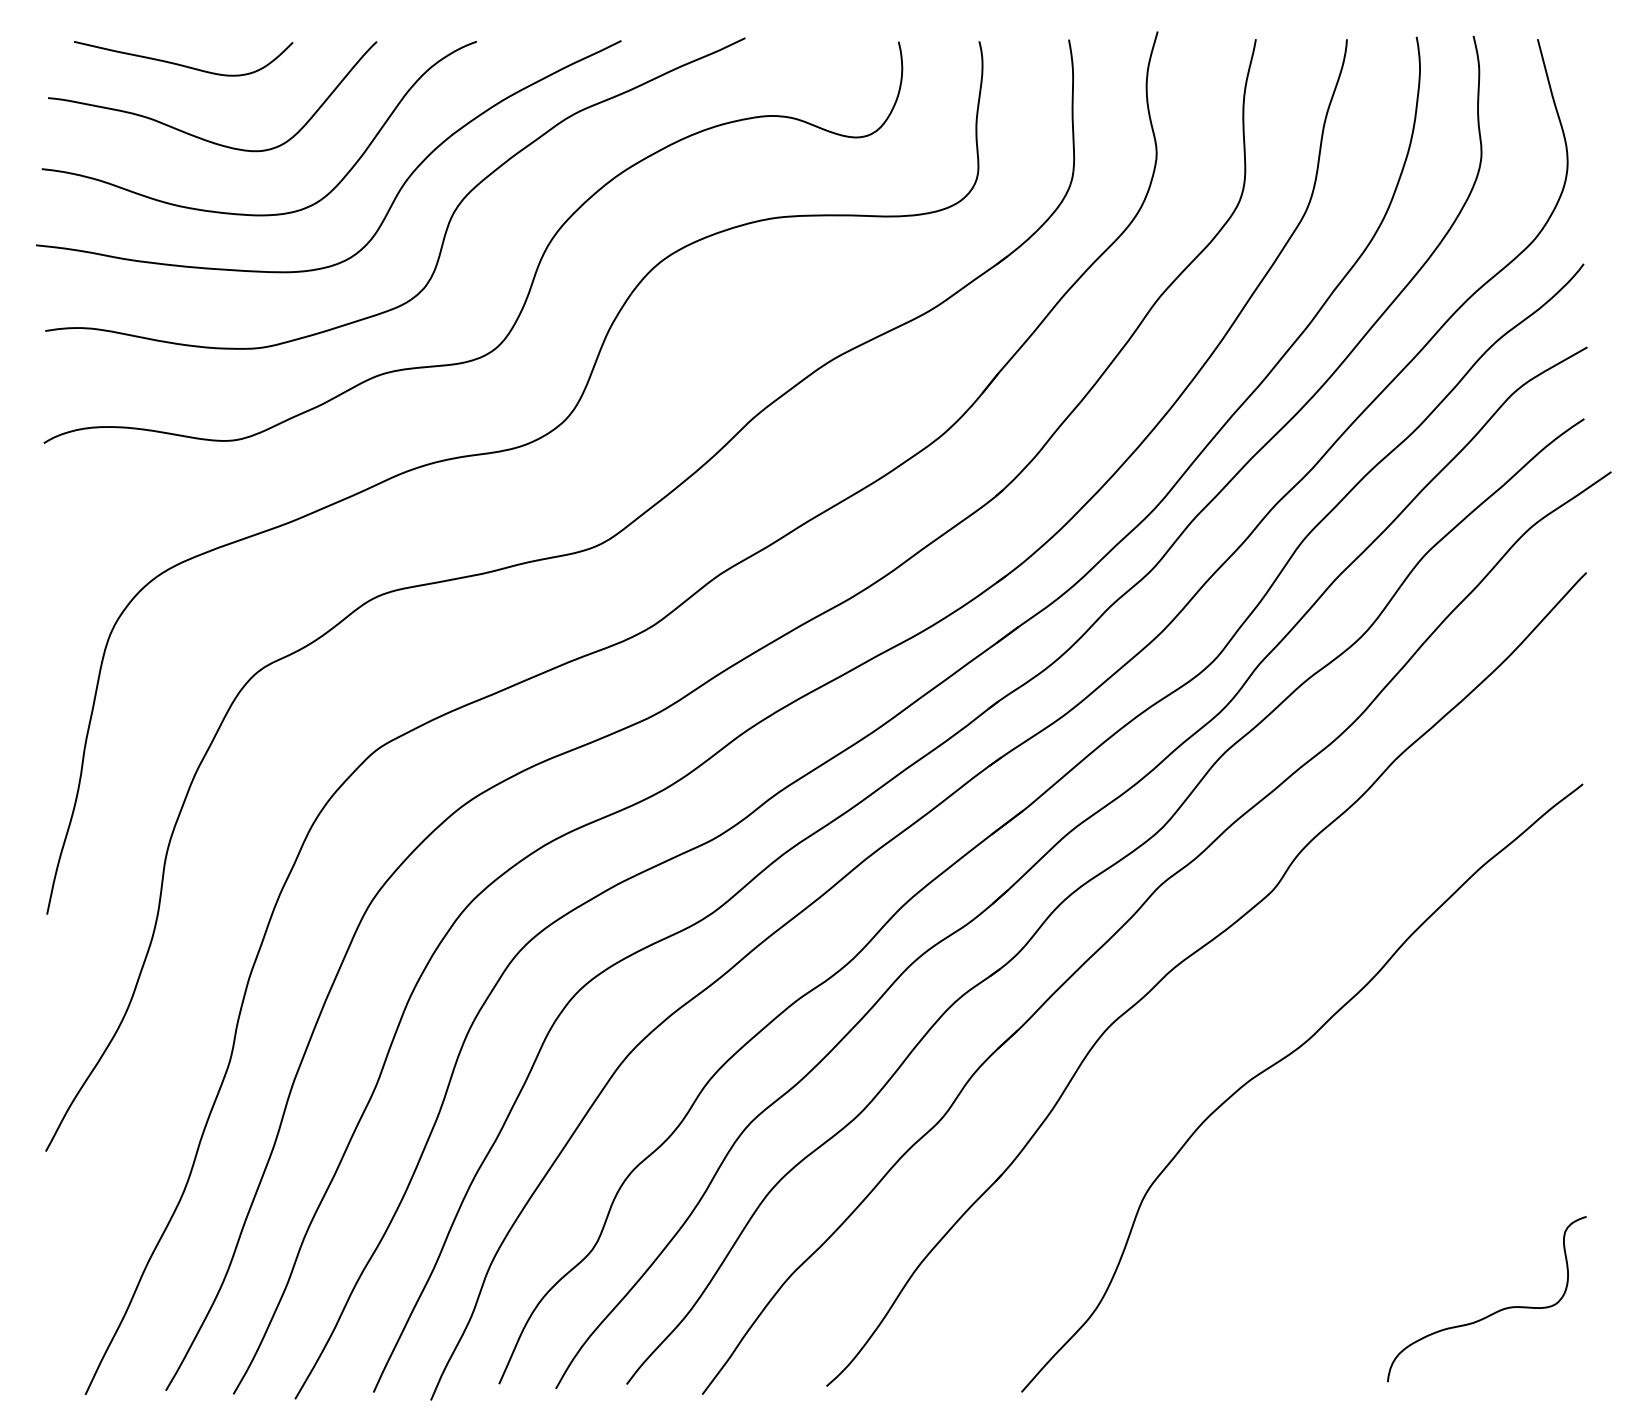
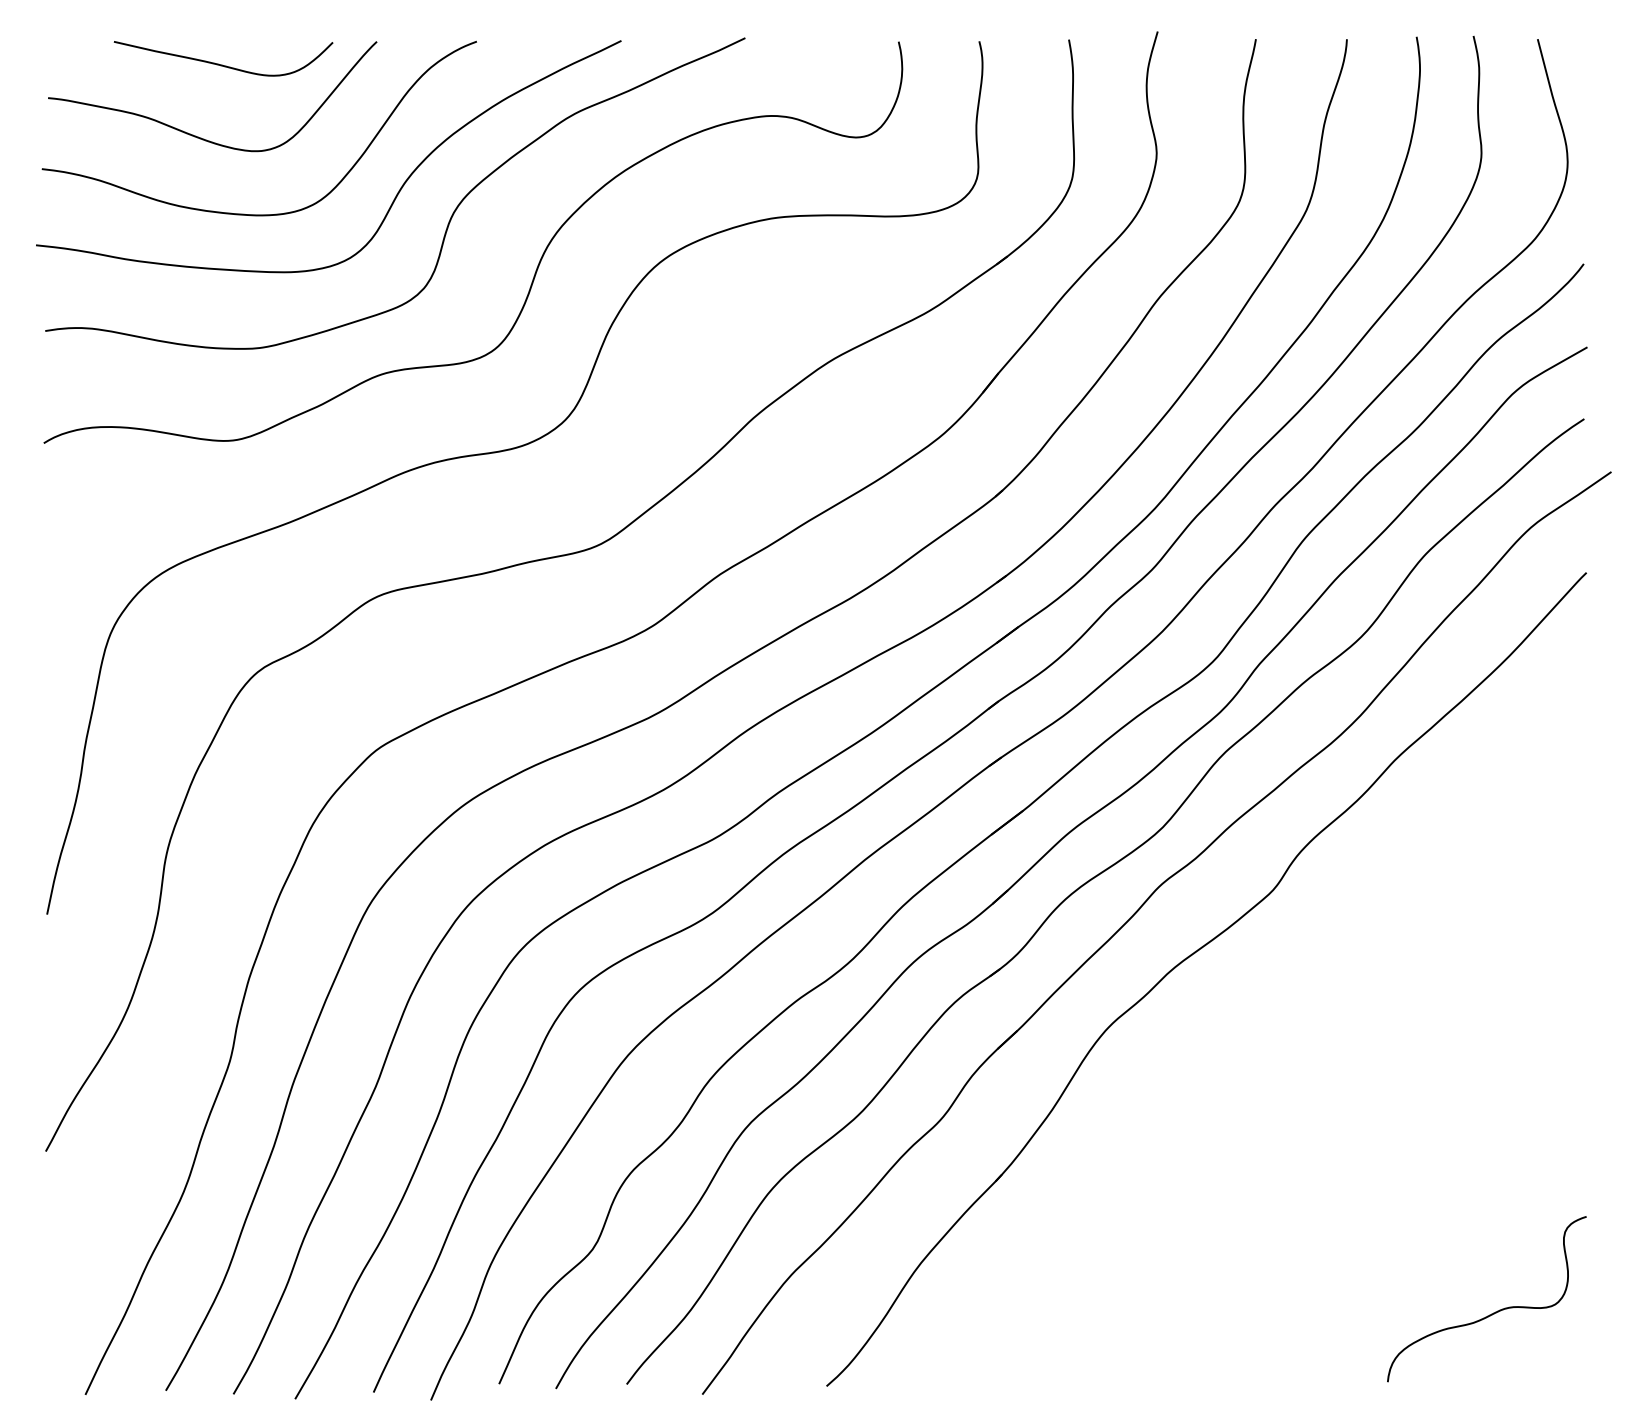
curve position: (182, 64) -> (222, 64) (222, 64)
curve: present -> none (1282, 1060)
